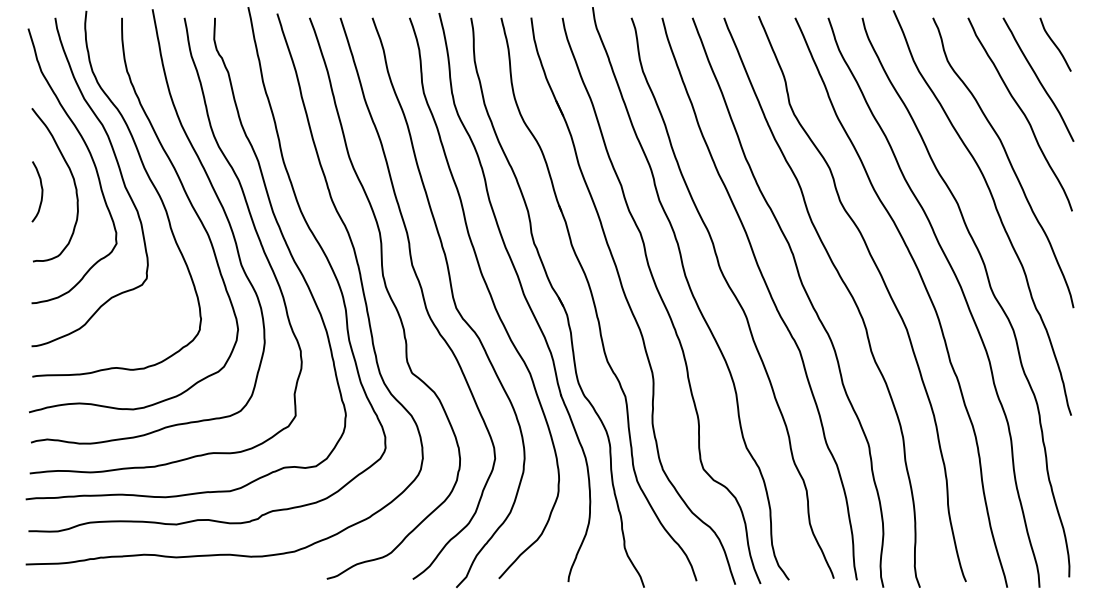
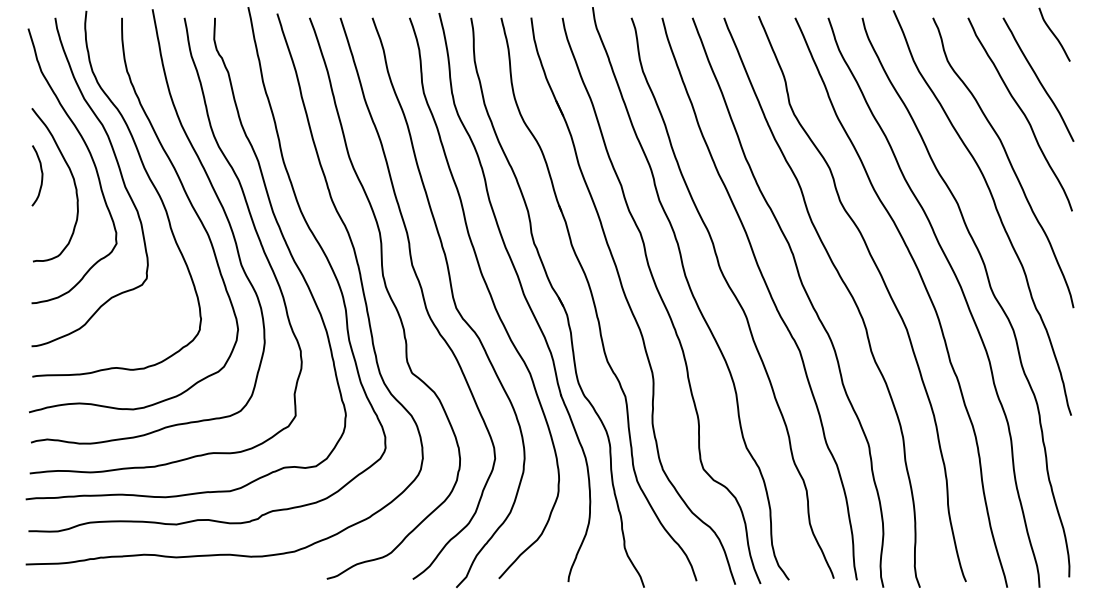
curve position: (1055, 44) -> (1054, 34) (1054, 34)
curve position: (41, 191) -> (41, 175) (41, 175)
